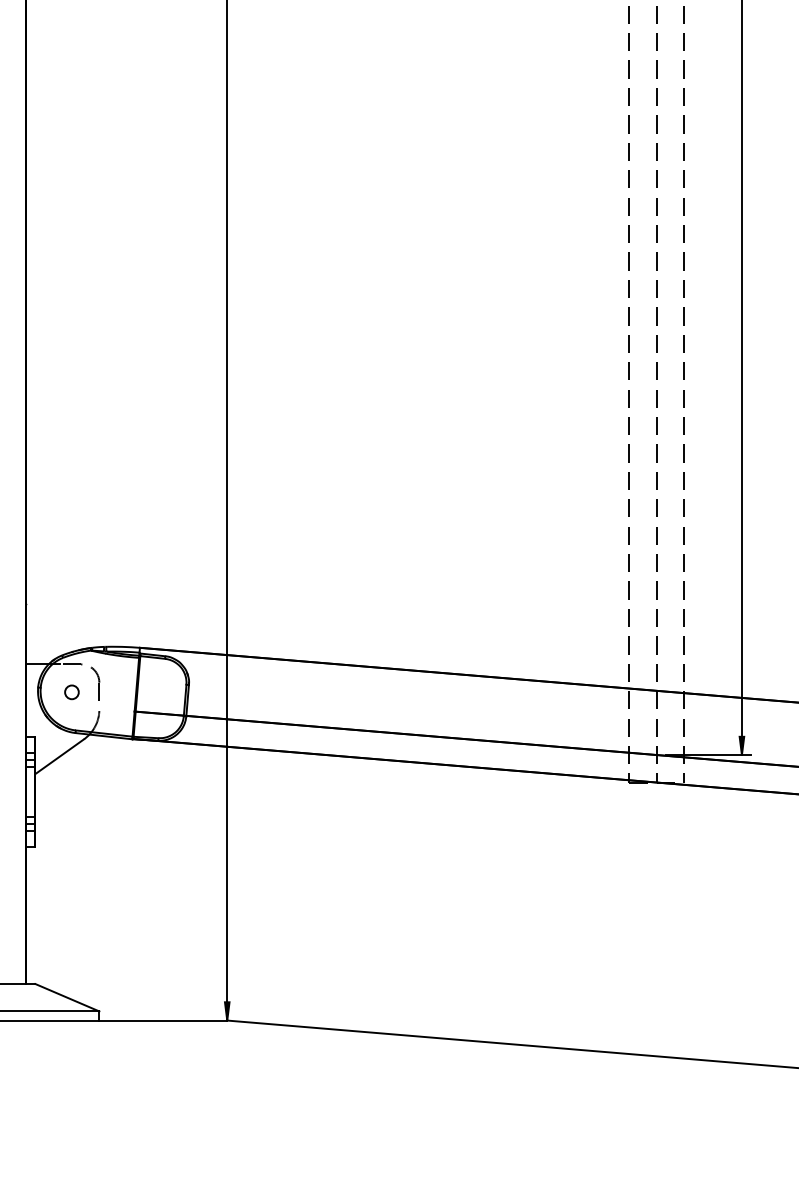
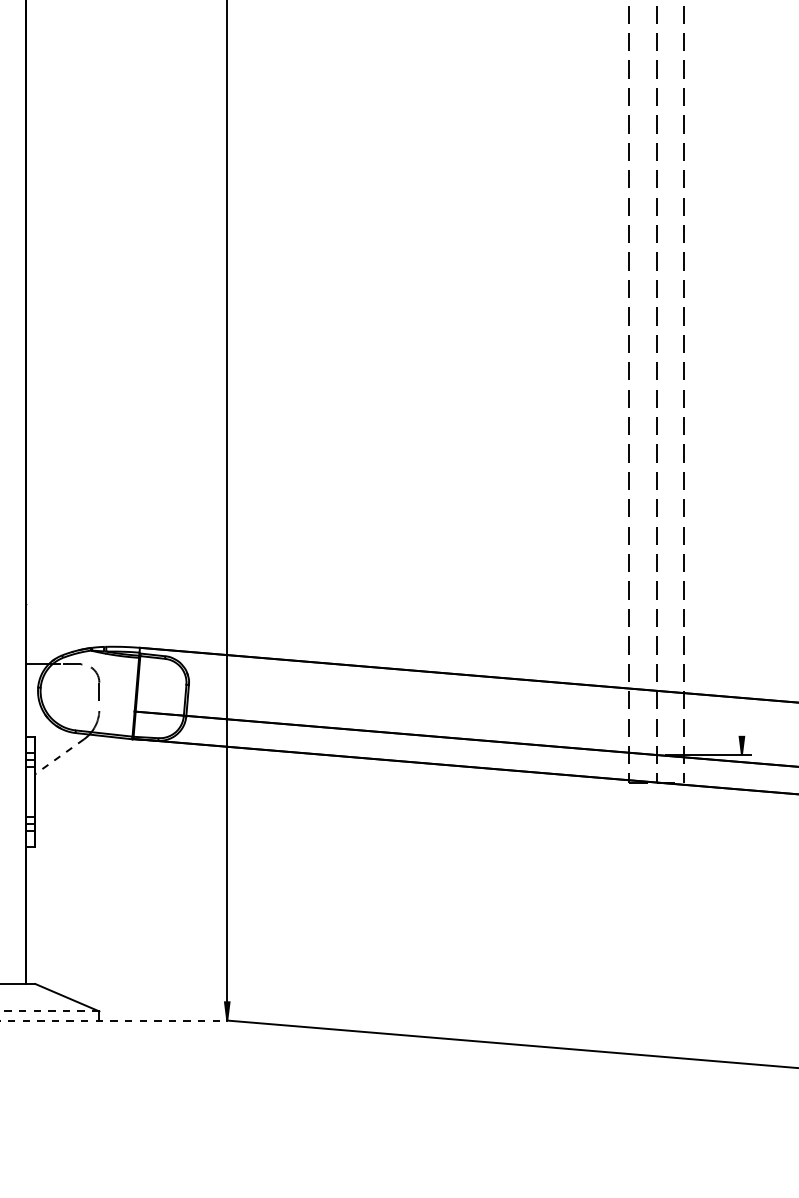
line: present -> none (741, 378)
circle: present -> none (71, 692)
line: solid -> dashed (59, 756)
line: solid -> dashed (49, 1011)
line: solid -> dashed (114, 1020)
